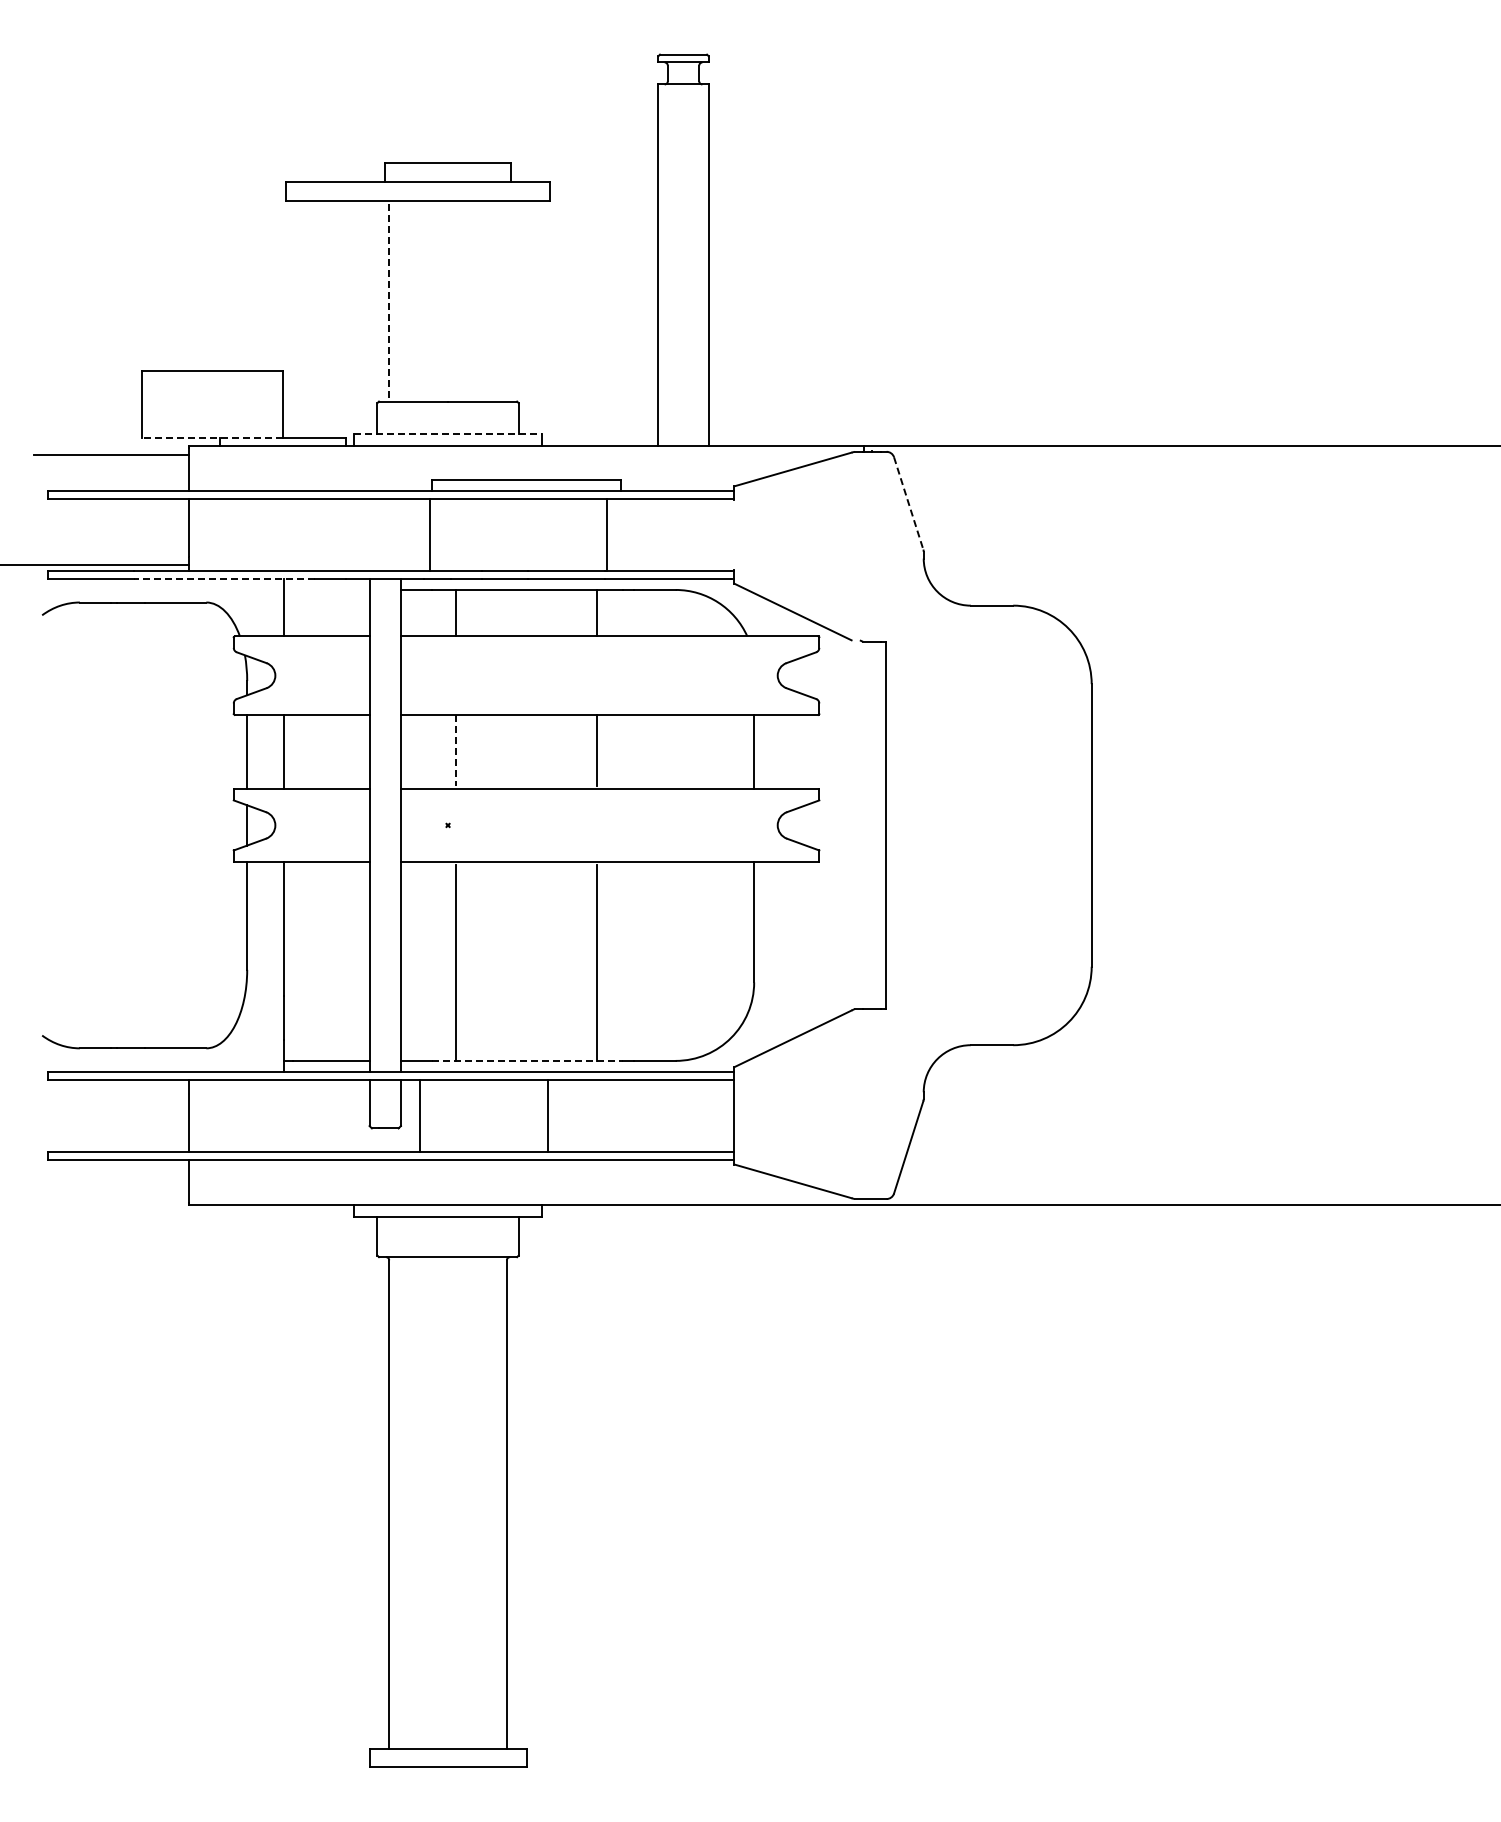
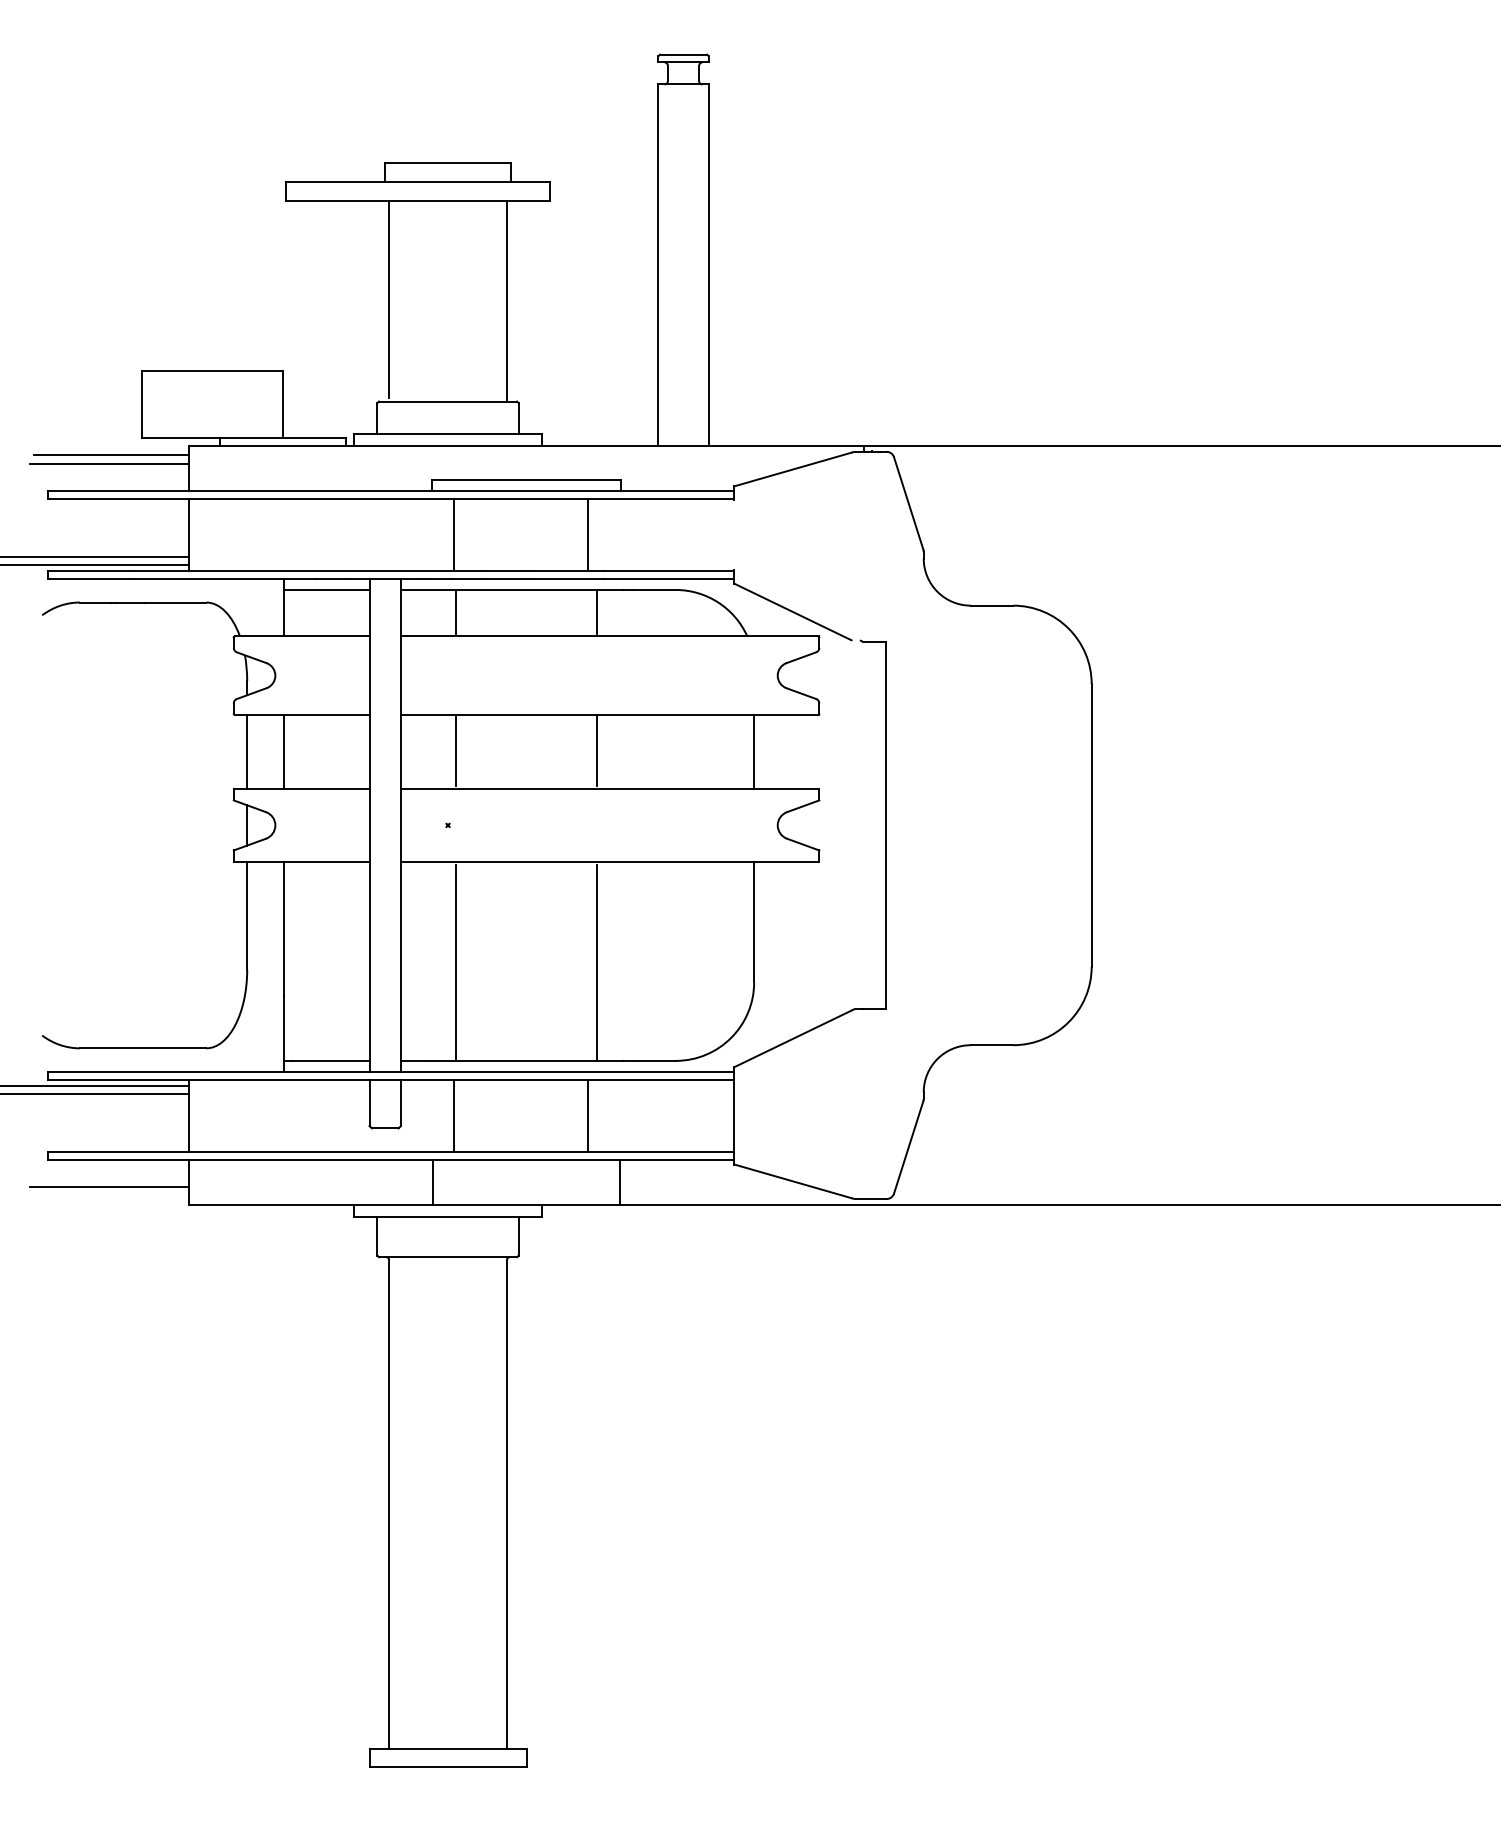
line: dashed -> solid (389, 299)
line: none -> present (506, 300)
line: dashed -> solid (448, 433)
line: dashed -> solid (212, 437)
line: none -> present (109, 463)
line: dashed -> solid (908, 503)
line position: (429, 534) -> (453, 534) (453, 534)
line position: (607, 534) -> (588, 534) (588, 534)
line: none -> present (95, 556)
line: dashed -> solid (223, 578)
line: none -> present (326, 589)
line: dashed -> solid (455, 750)
line: dashed -> solid (528, 1060)
line: none -> present (95, 1086)
line: none -> present (95, 1093)
line position: (419, 1115) -> (453, 1115) (453, 1115)
line position: (548, 1115) -> (588, 1115) (588, 1115)
line: none -> present (432, 1182)
line: none -> present (620, 1182)
line: none -> present (109, 1187)
